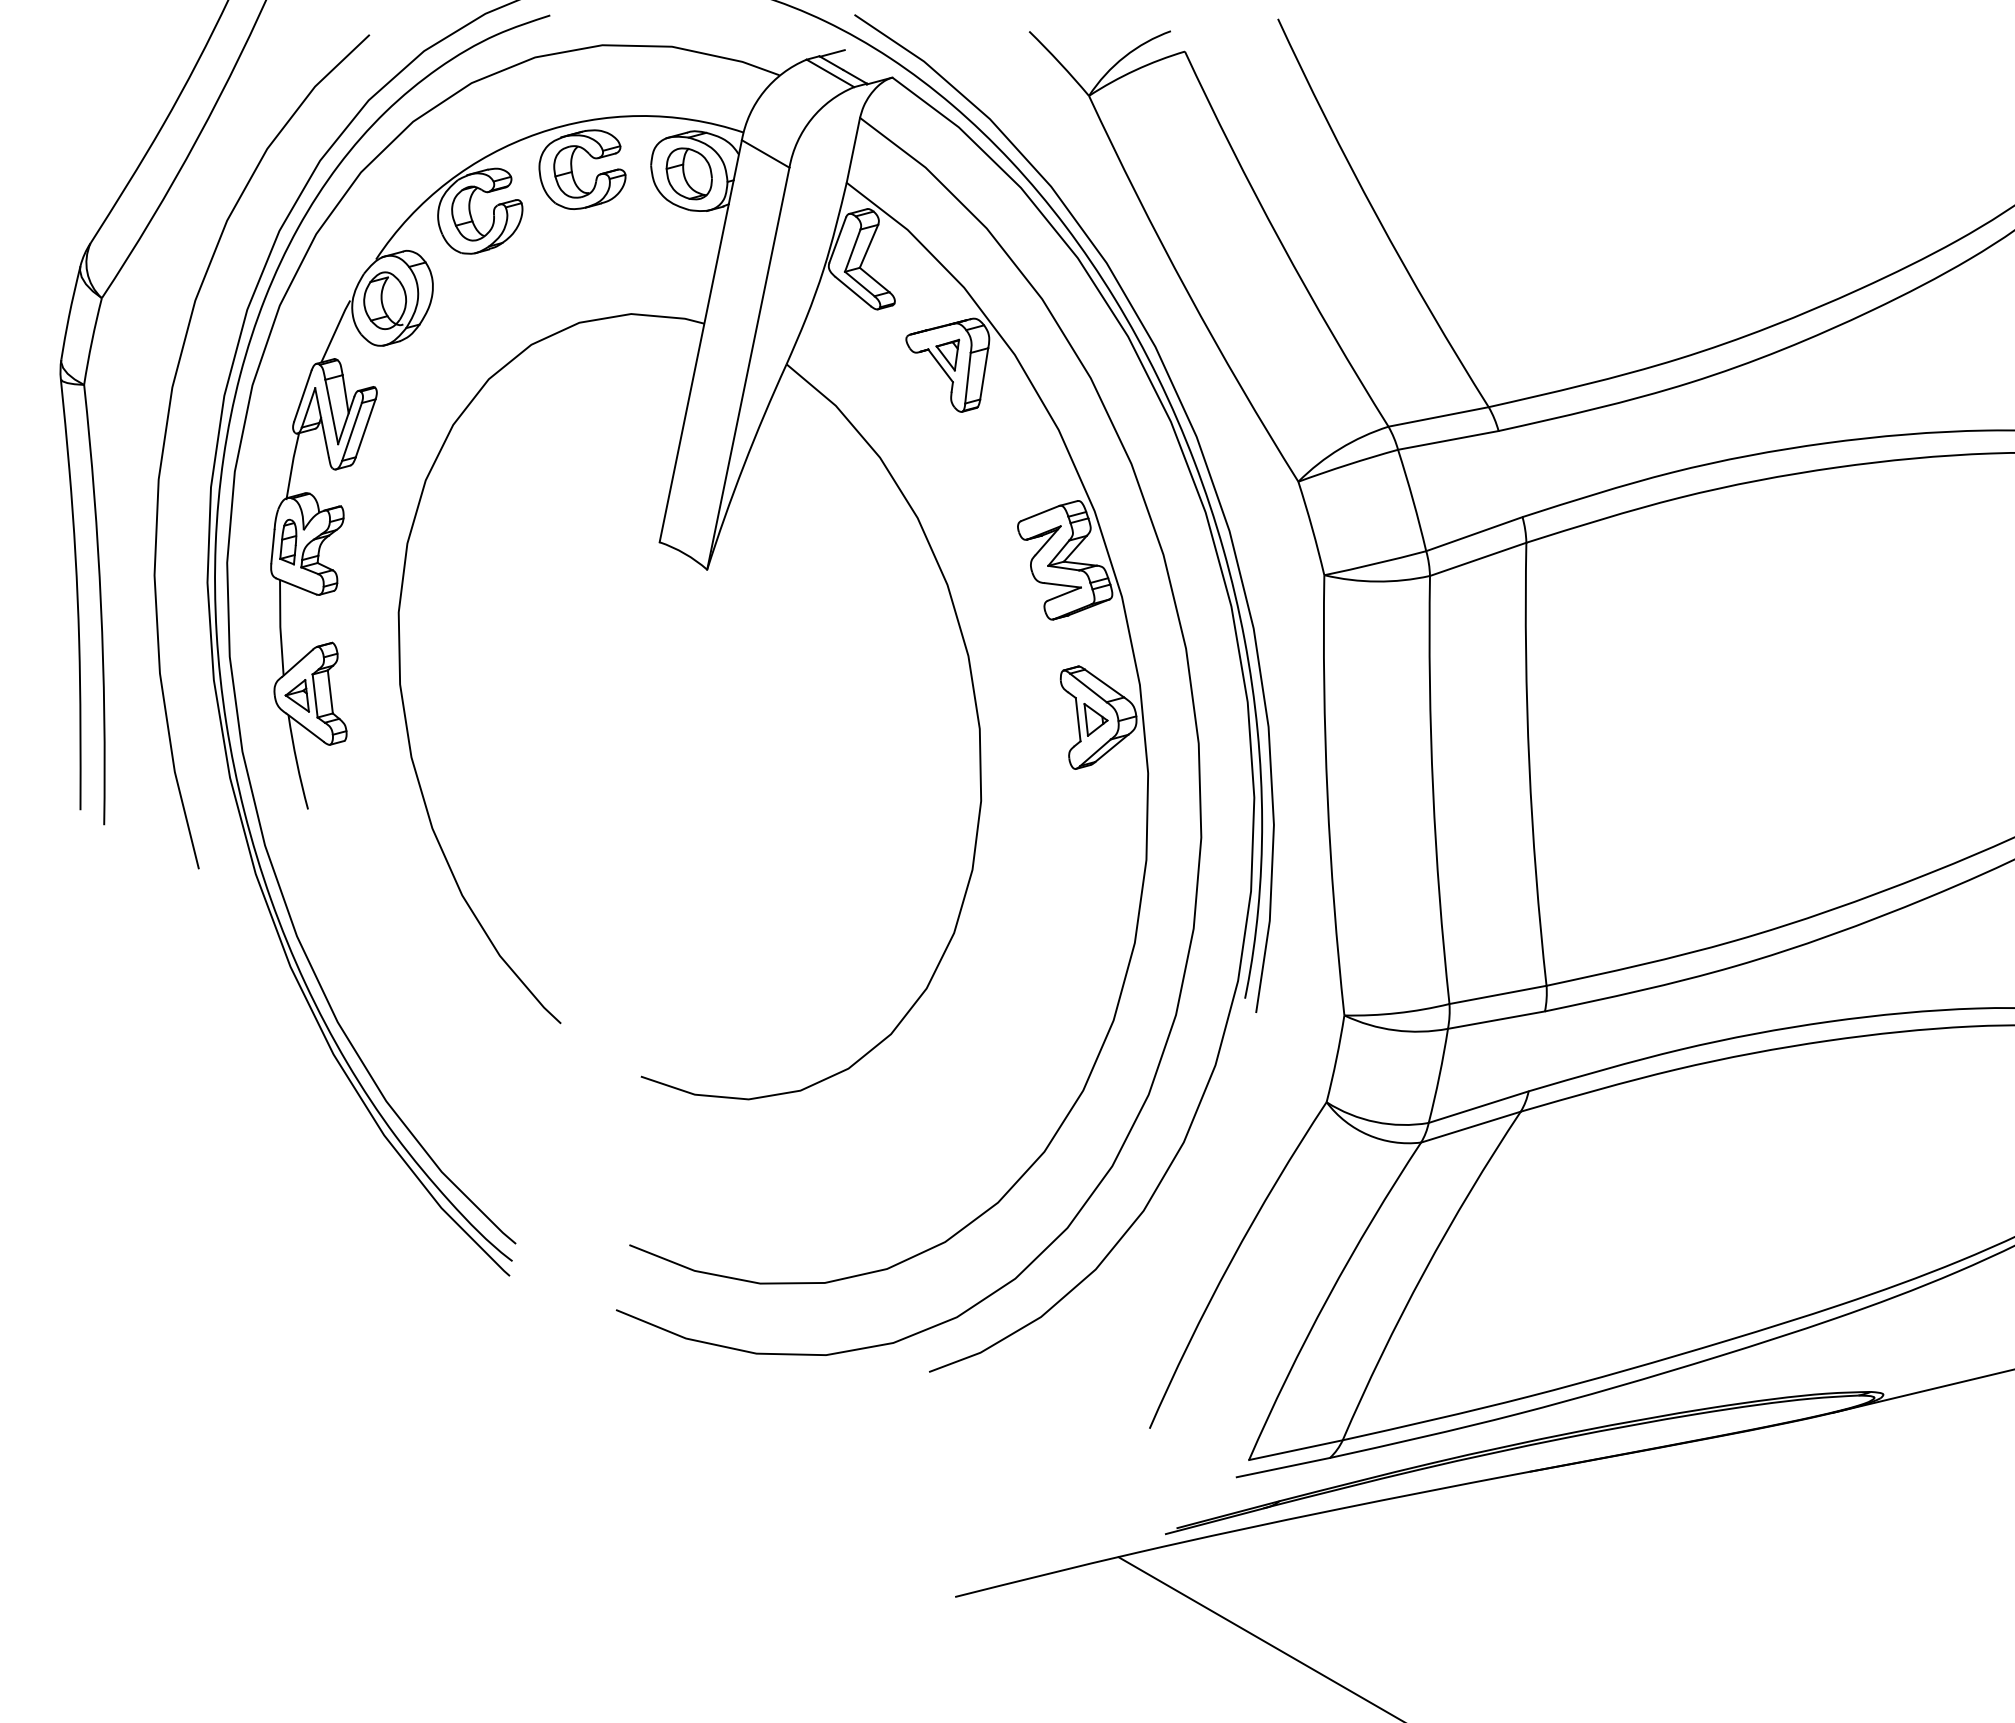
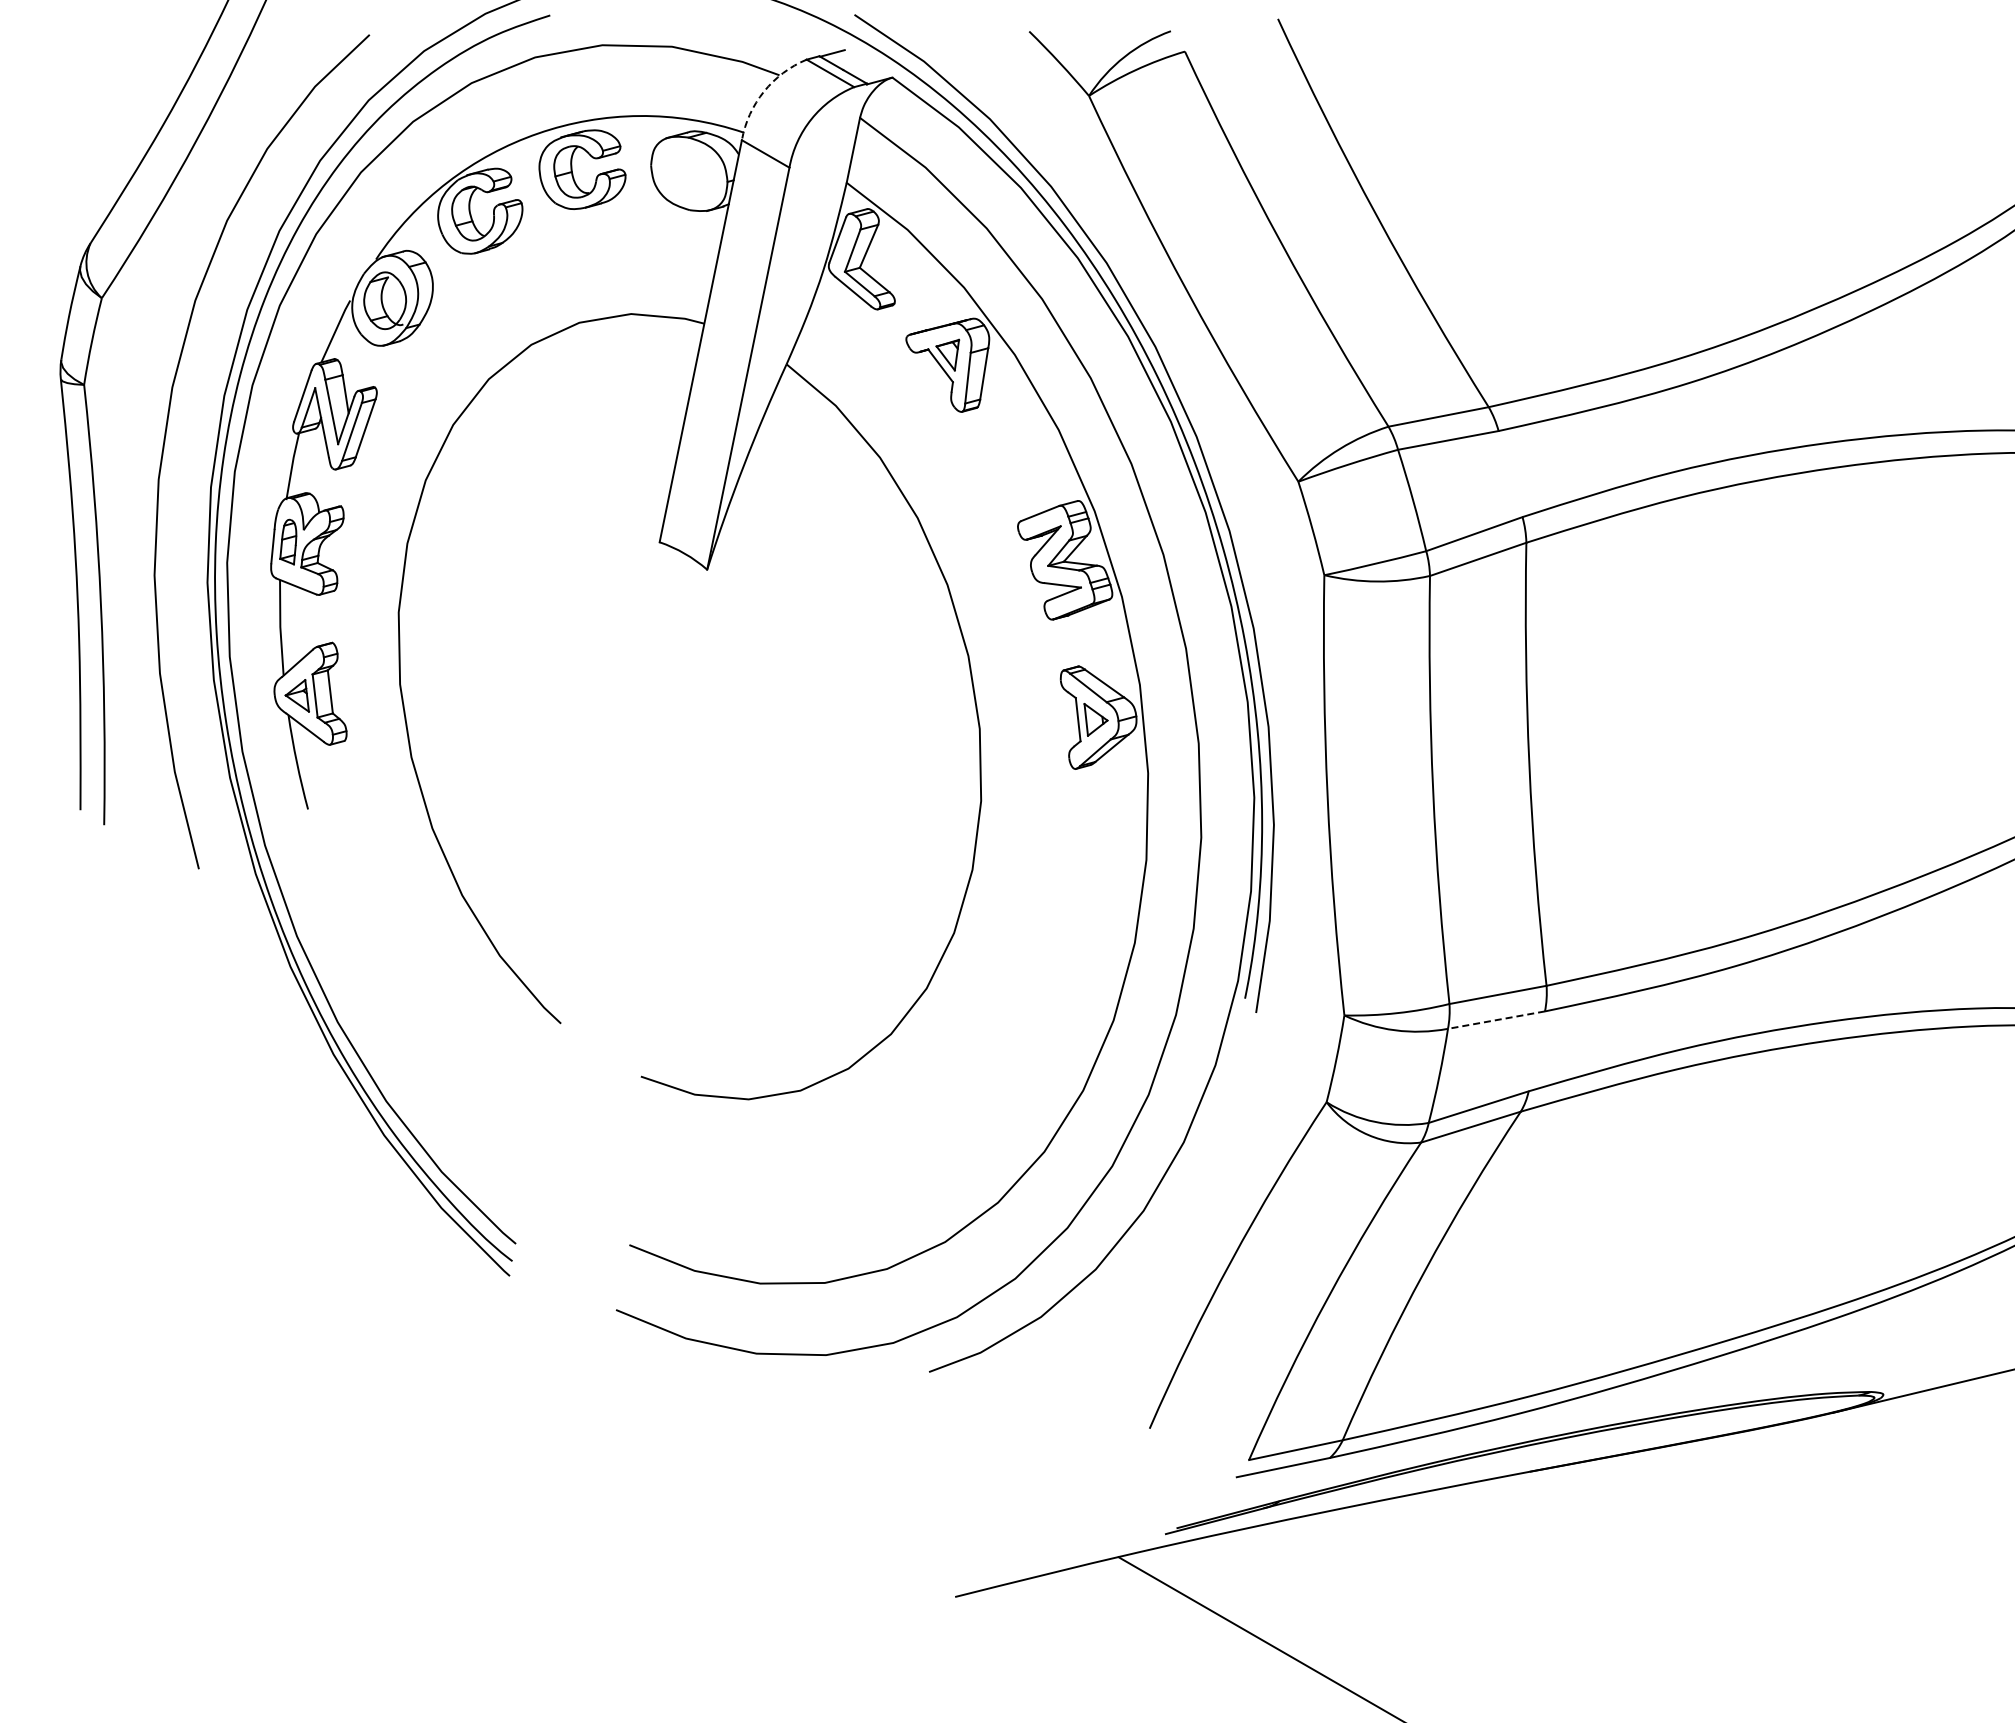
arc: solid -> dashed (763, 91)
part: present -> none (688, 173)
line: solid -> dashed (1495, 1020)
